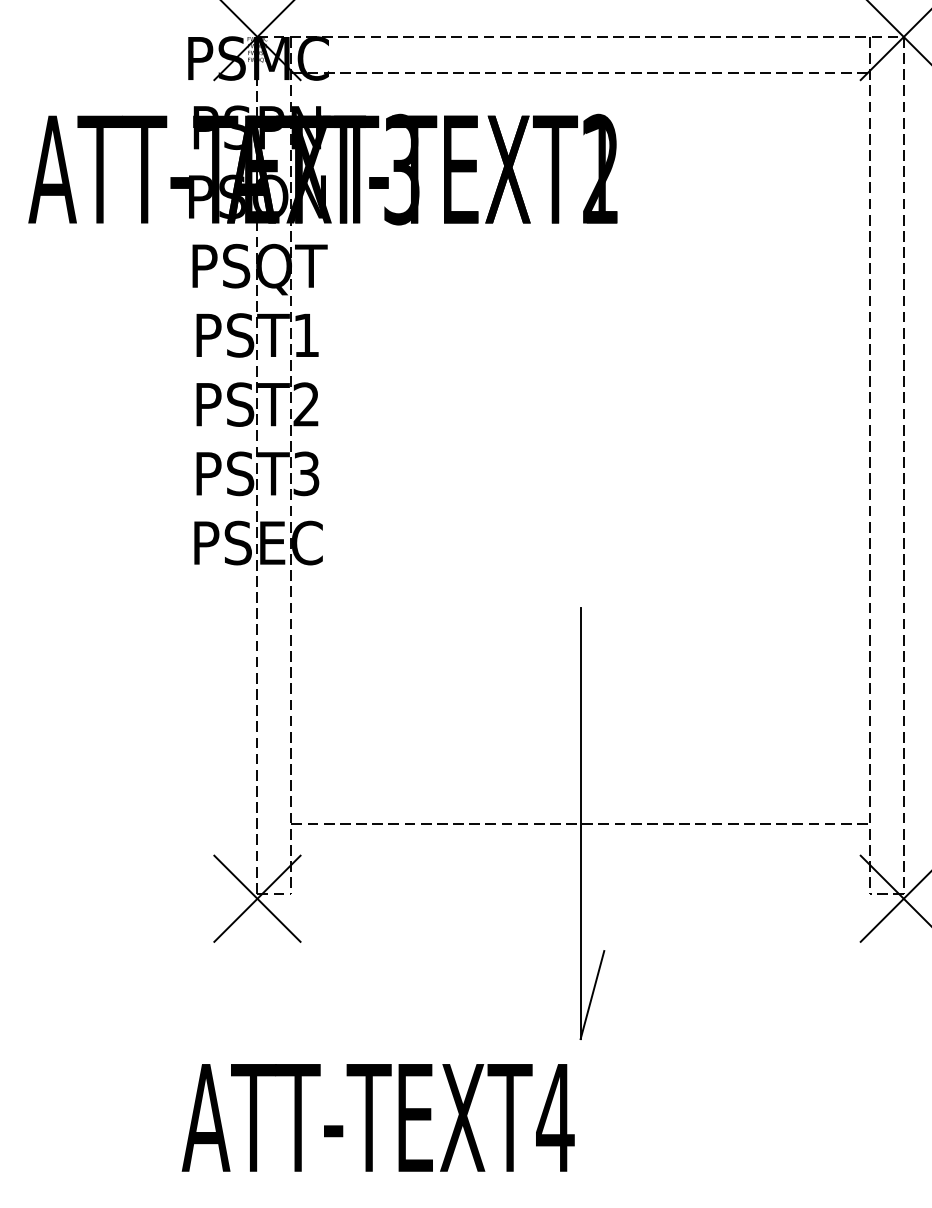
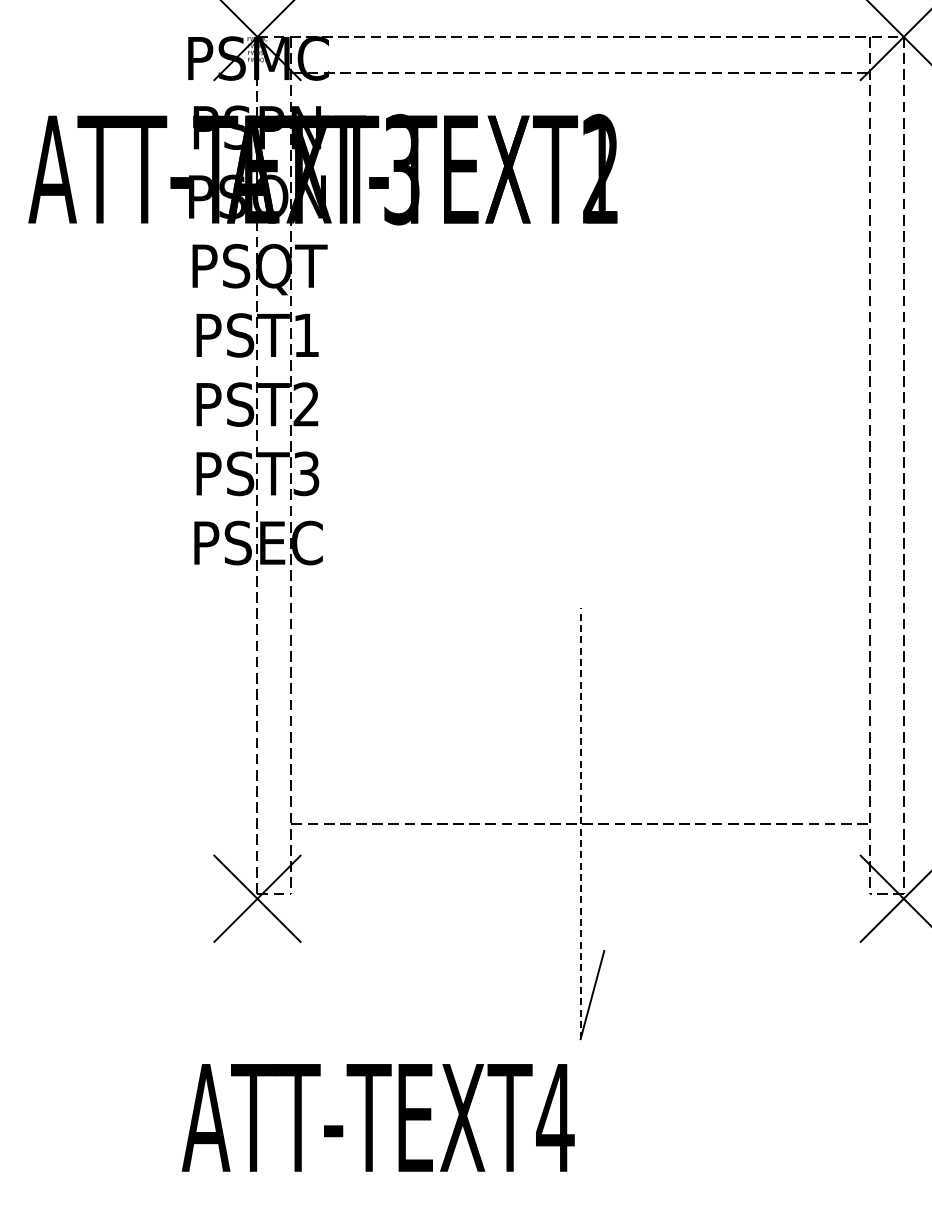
line: solid -> dashed (580, 823)
